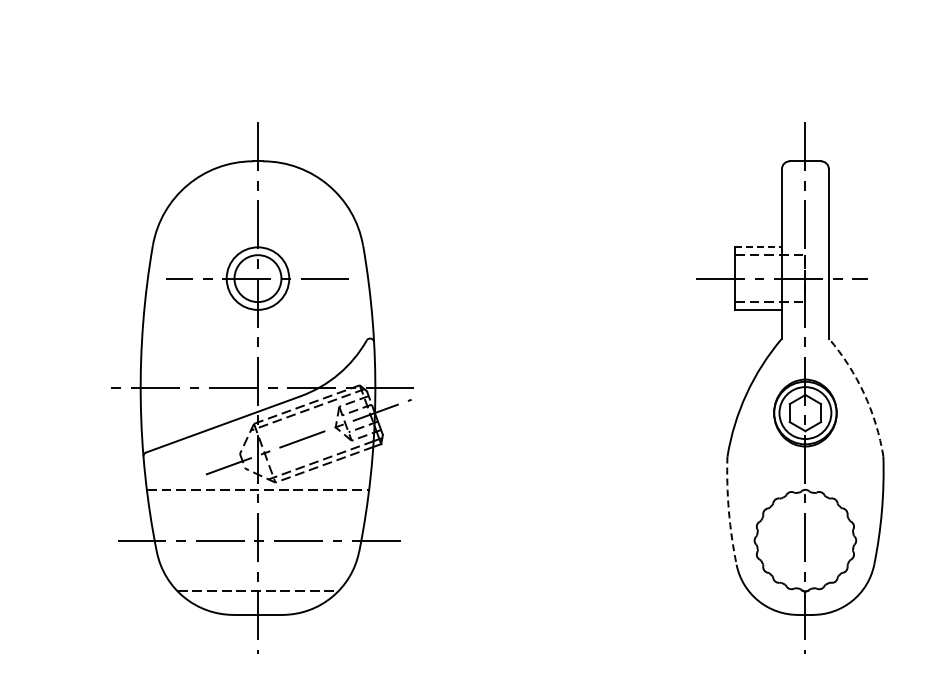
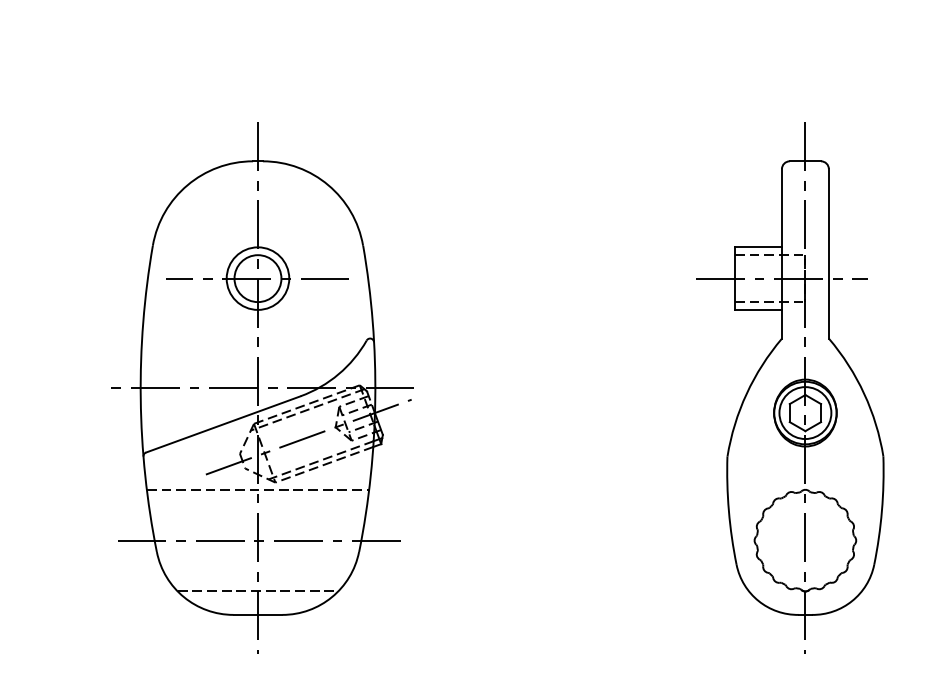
line: dashed -> solid (758, 247)
arc: dashed -> solid (864, 393)
arc: dashed -> solid (728, 510)
